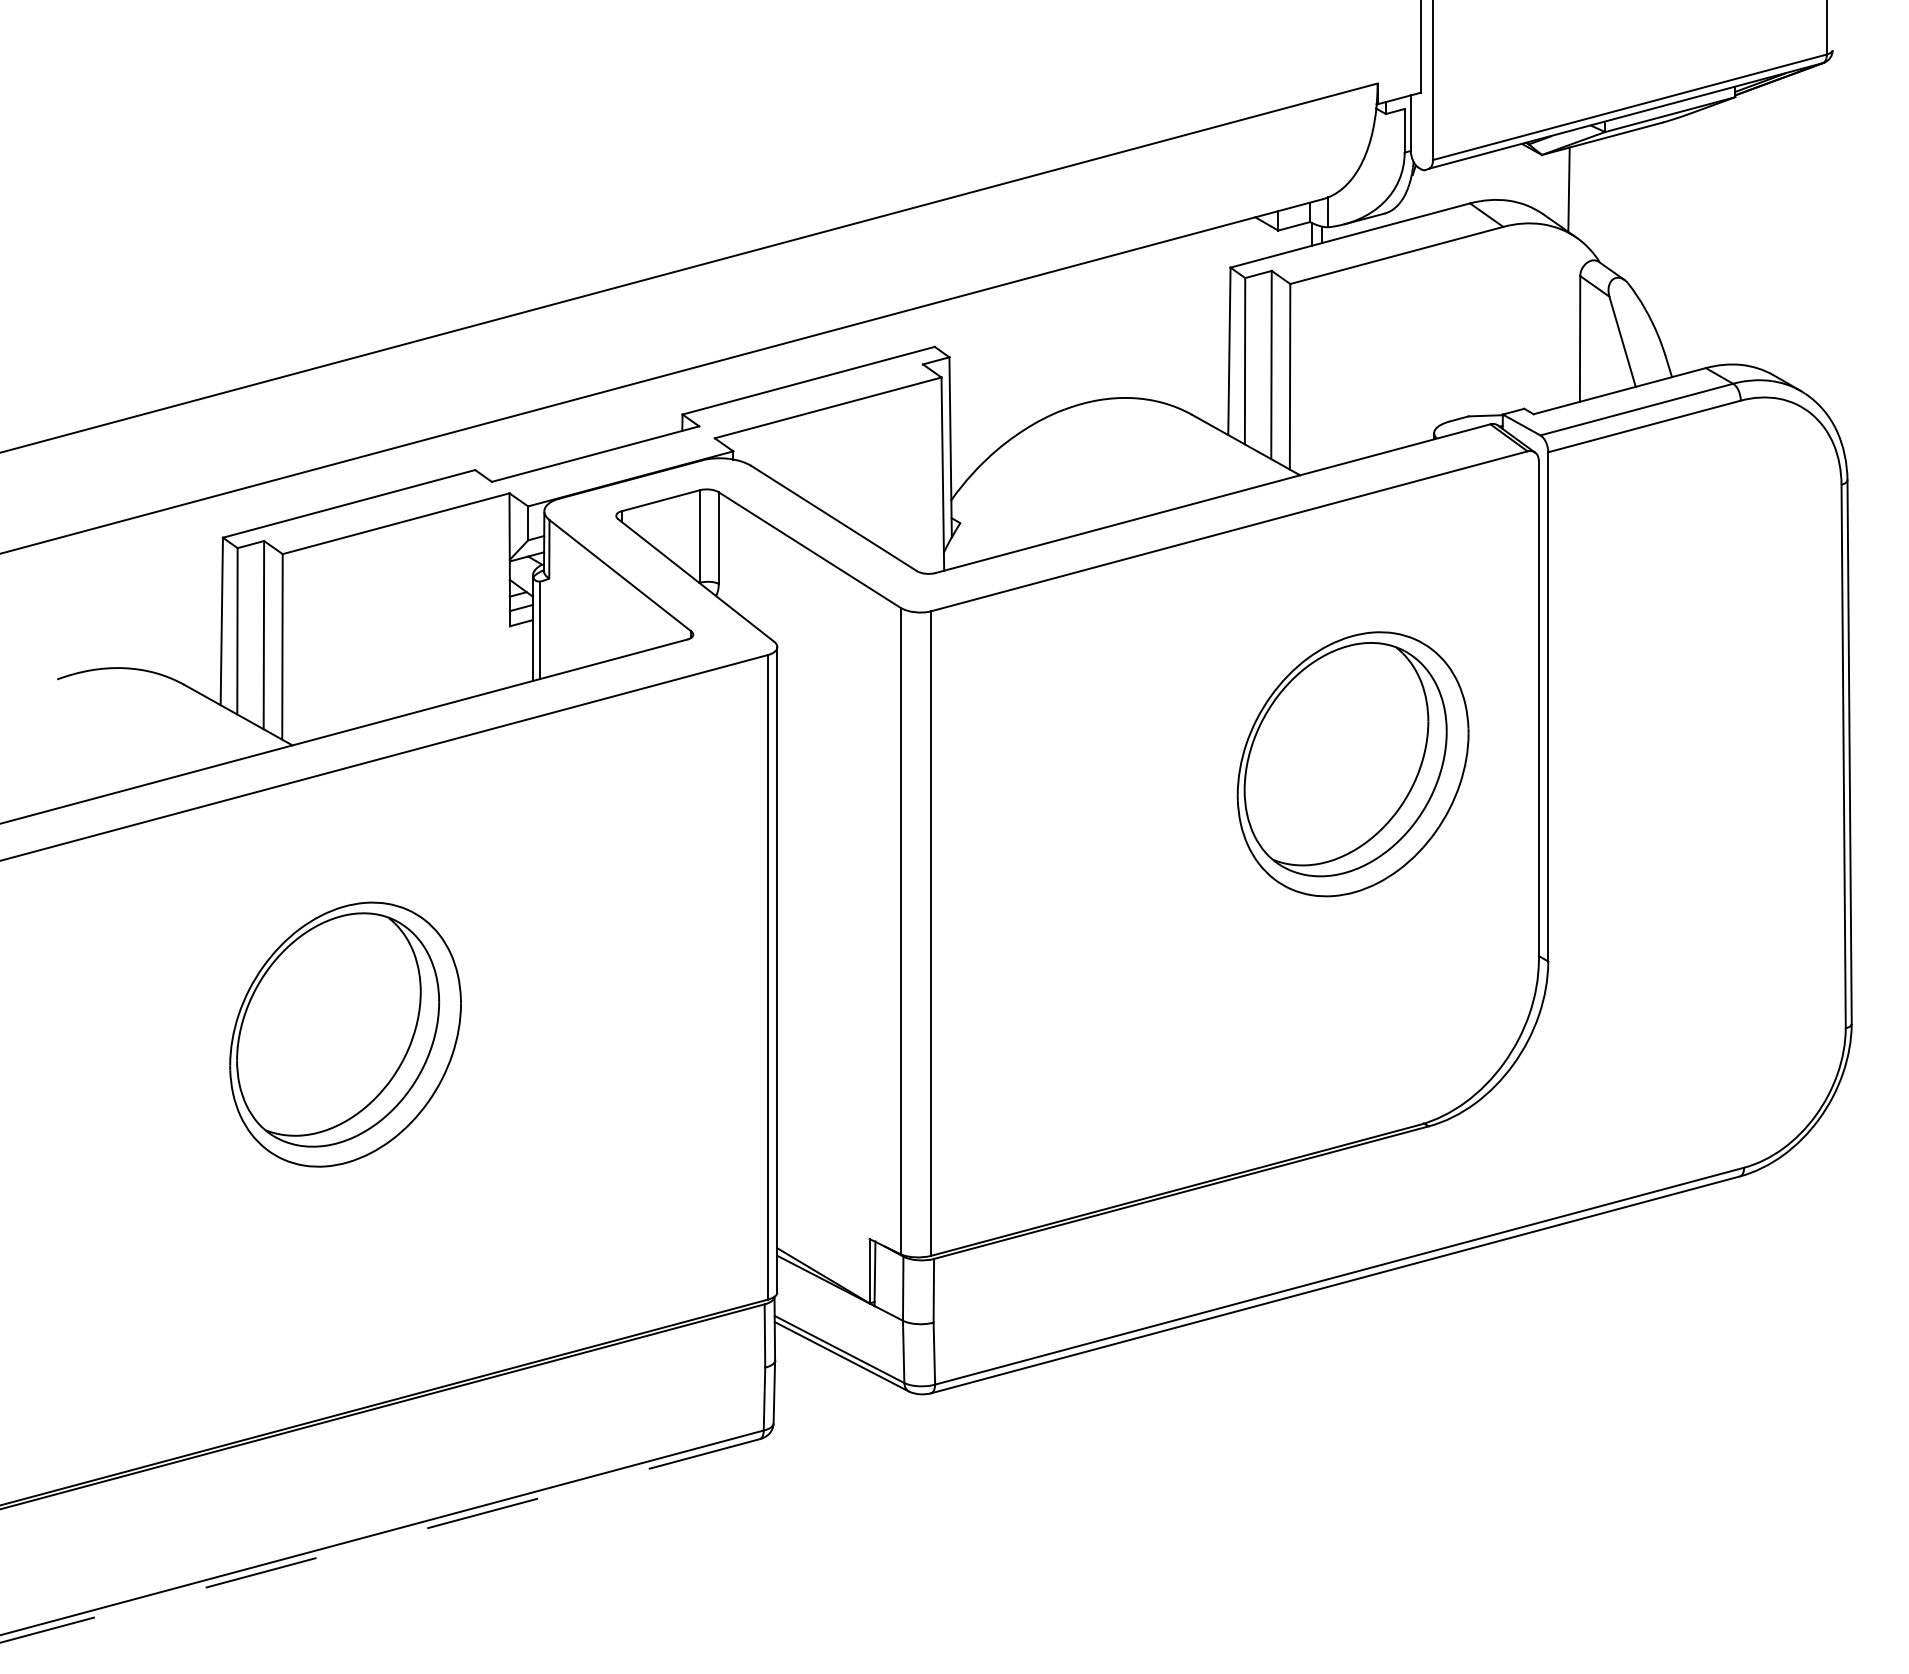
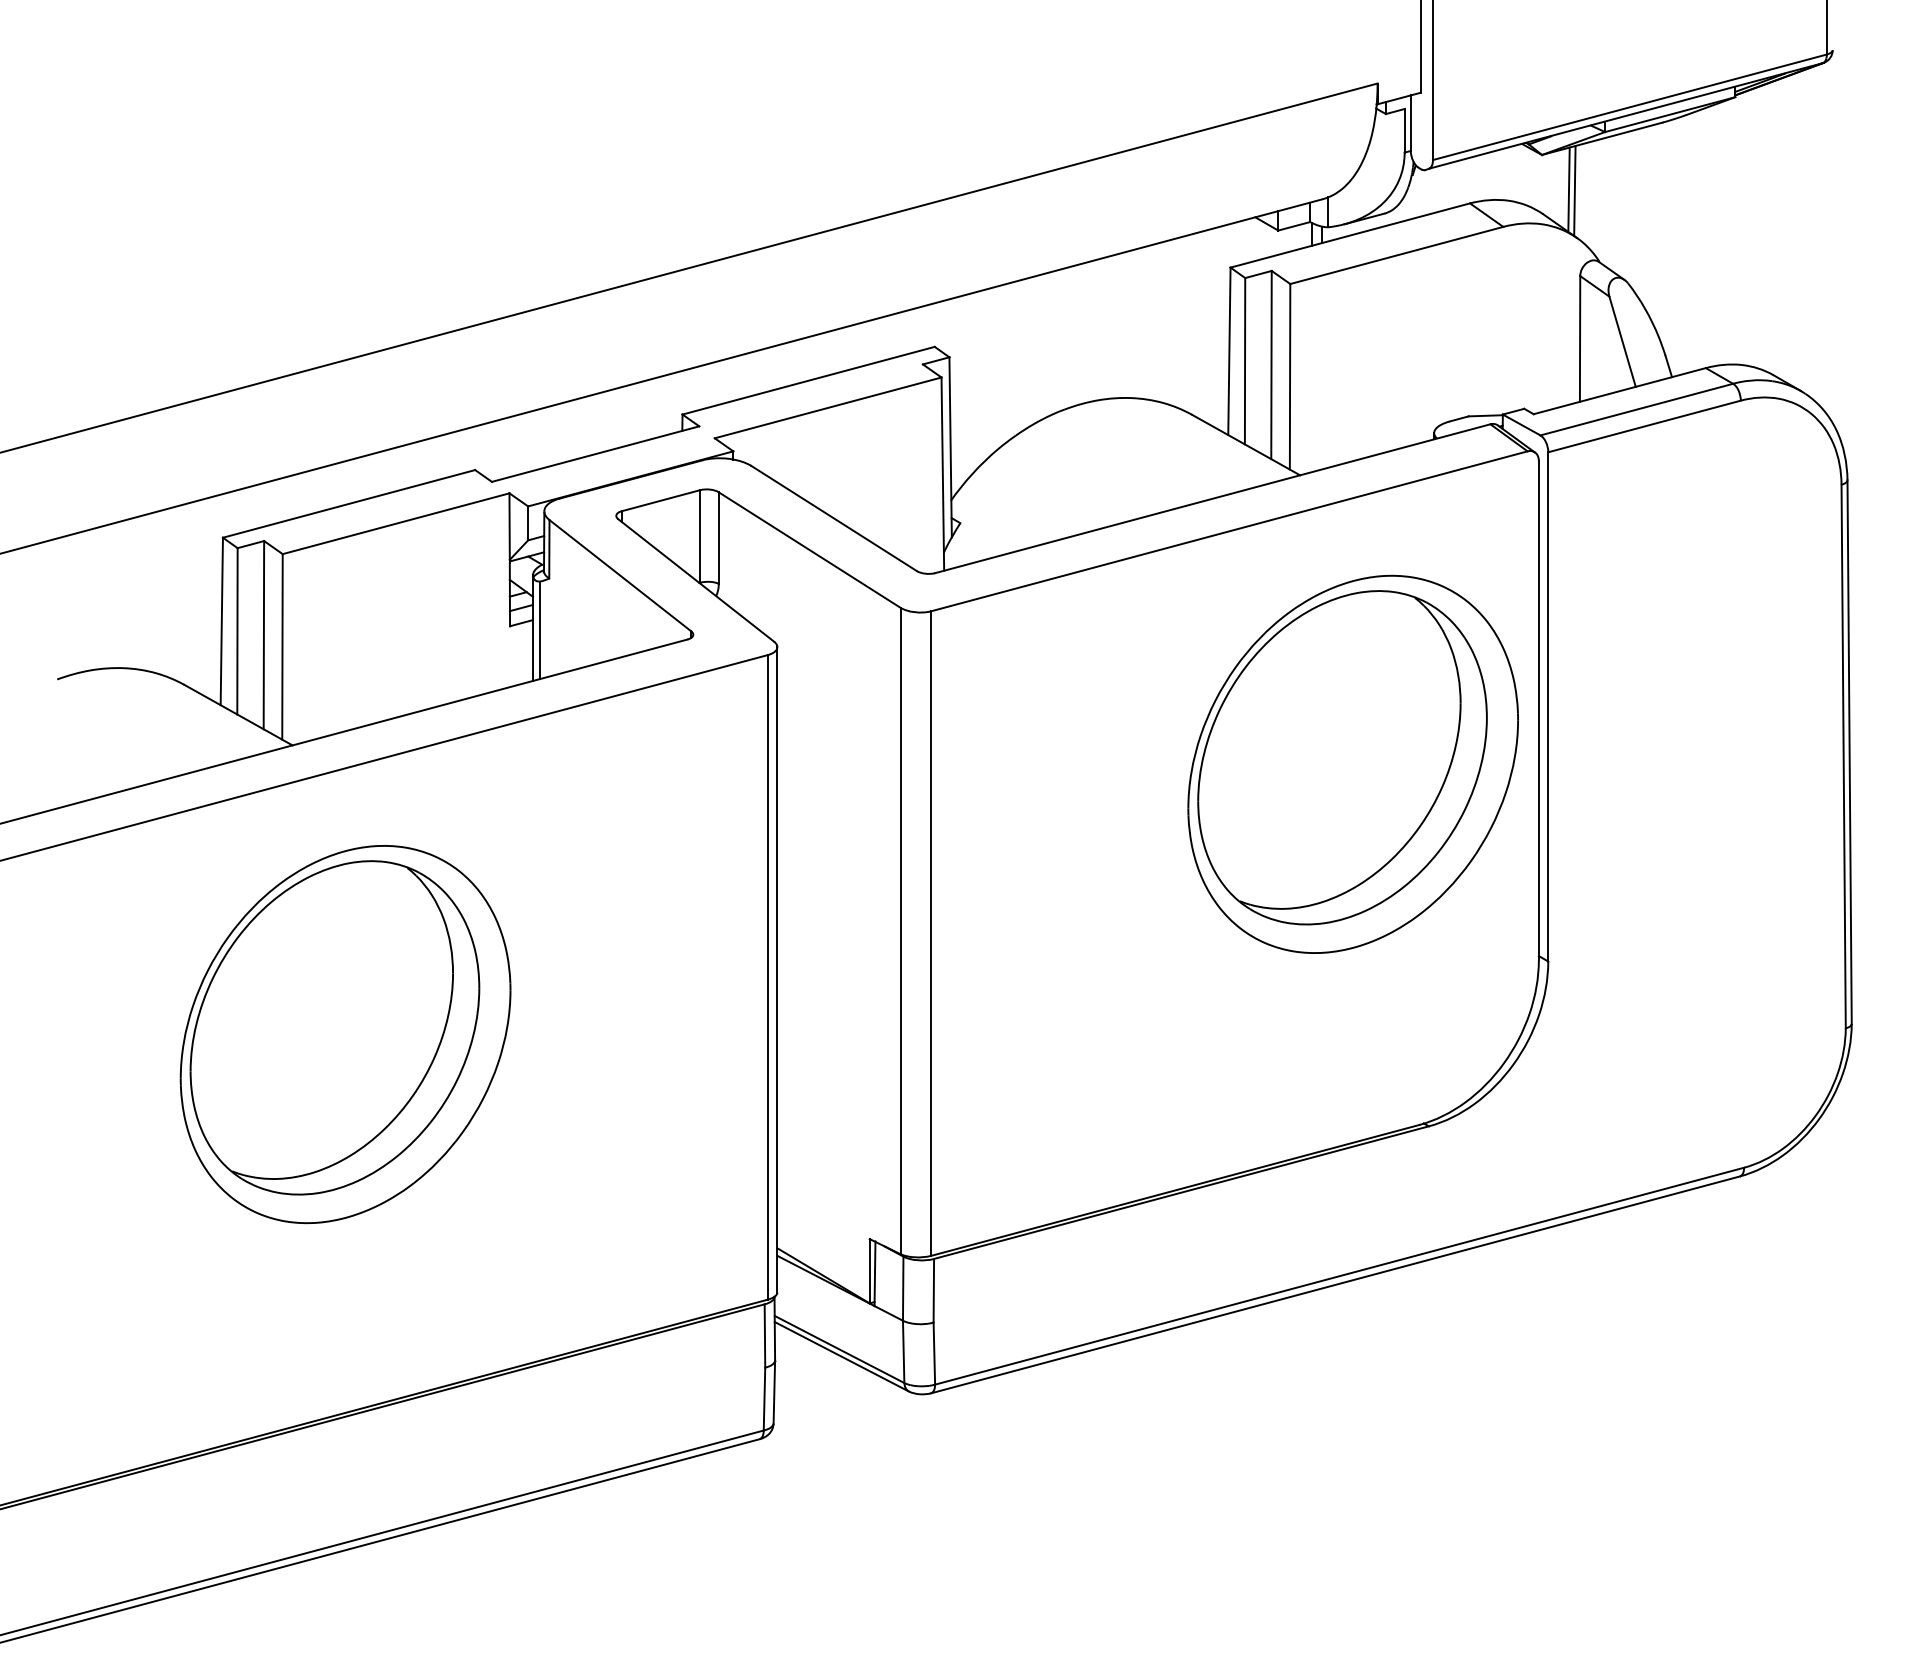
line: none -> present (1574, 190)
part size: 234x267 px -> 332x380 px (1352, 763)
part size: 233x267 px -> 333x380 px (345, 1034)
line: dashed -> solid (380, 1540)
